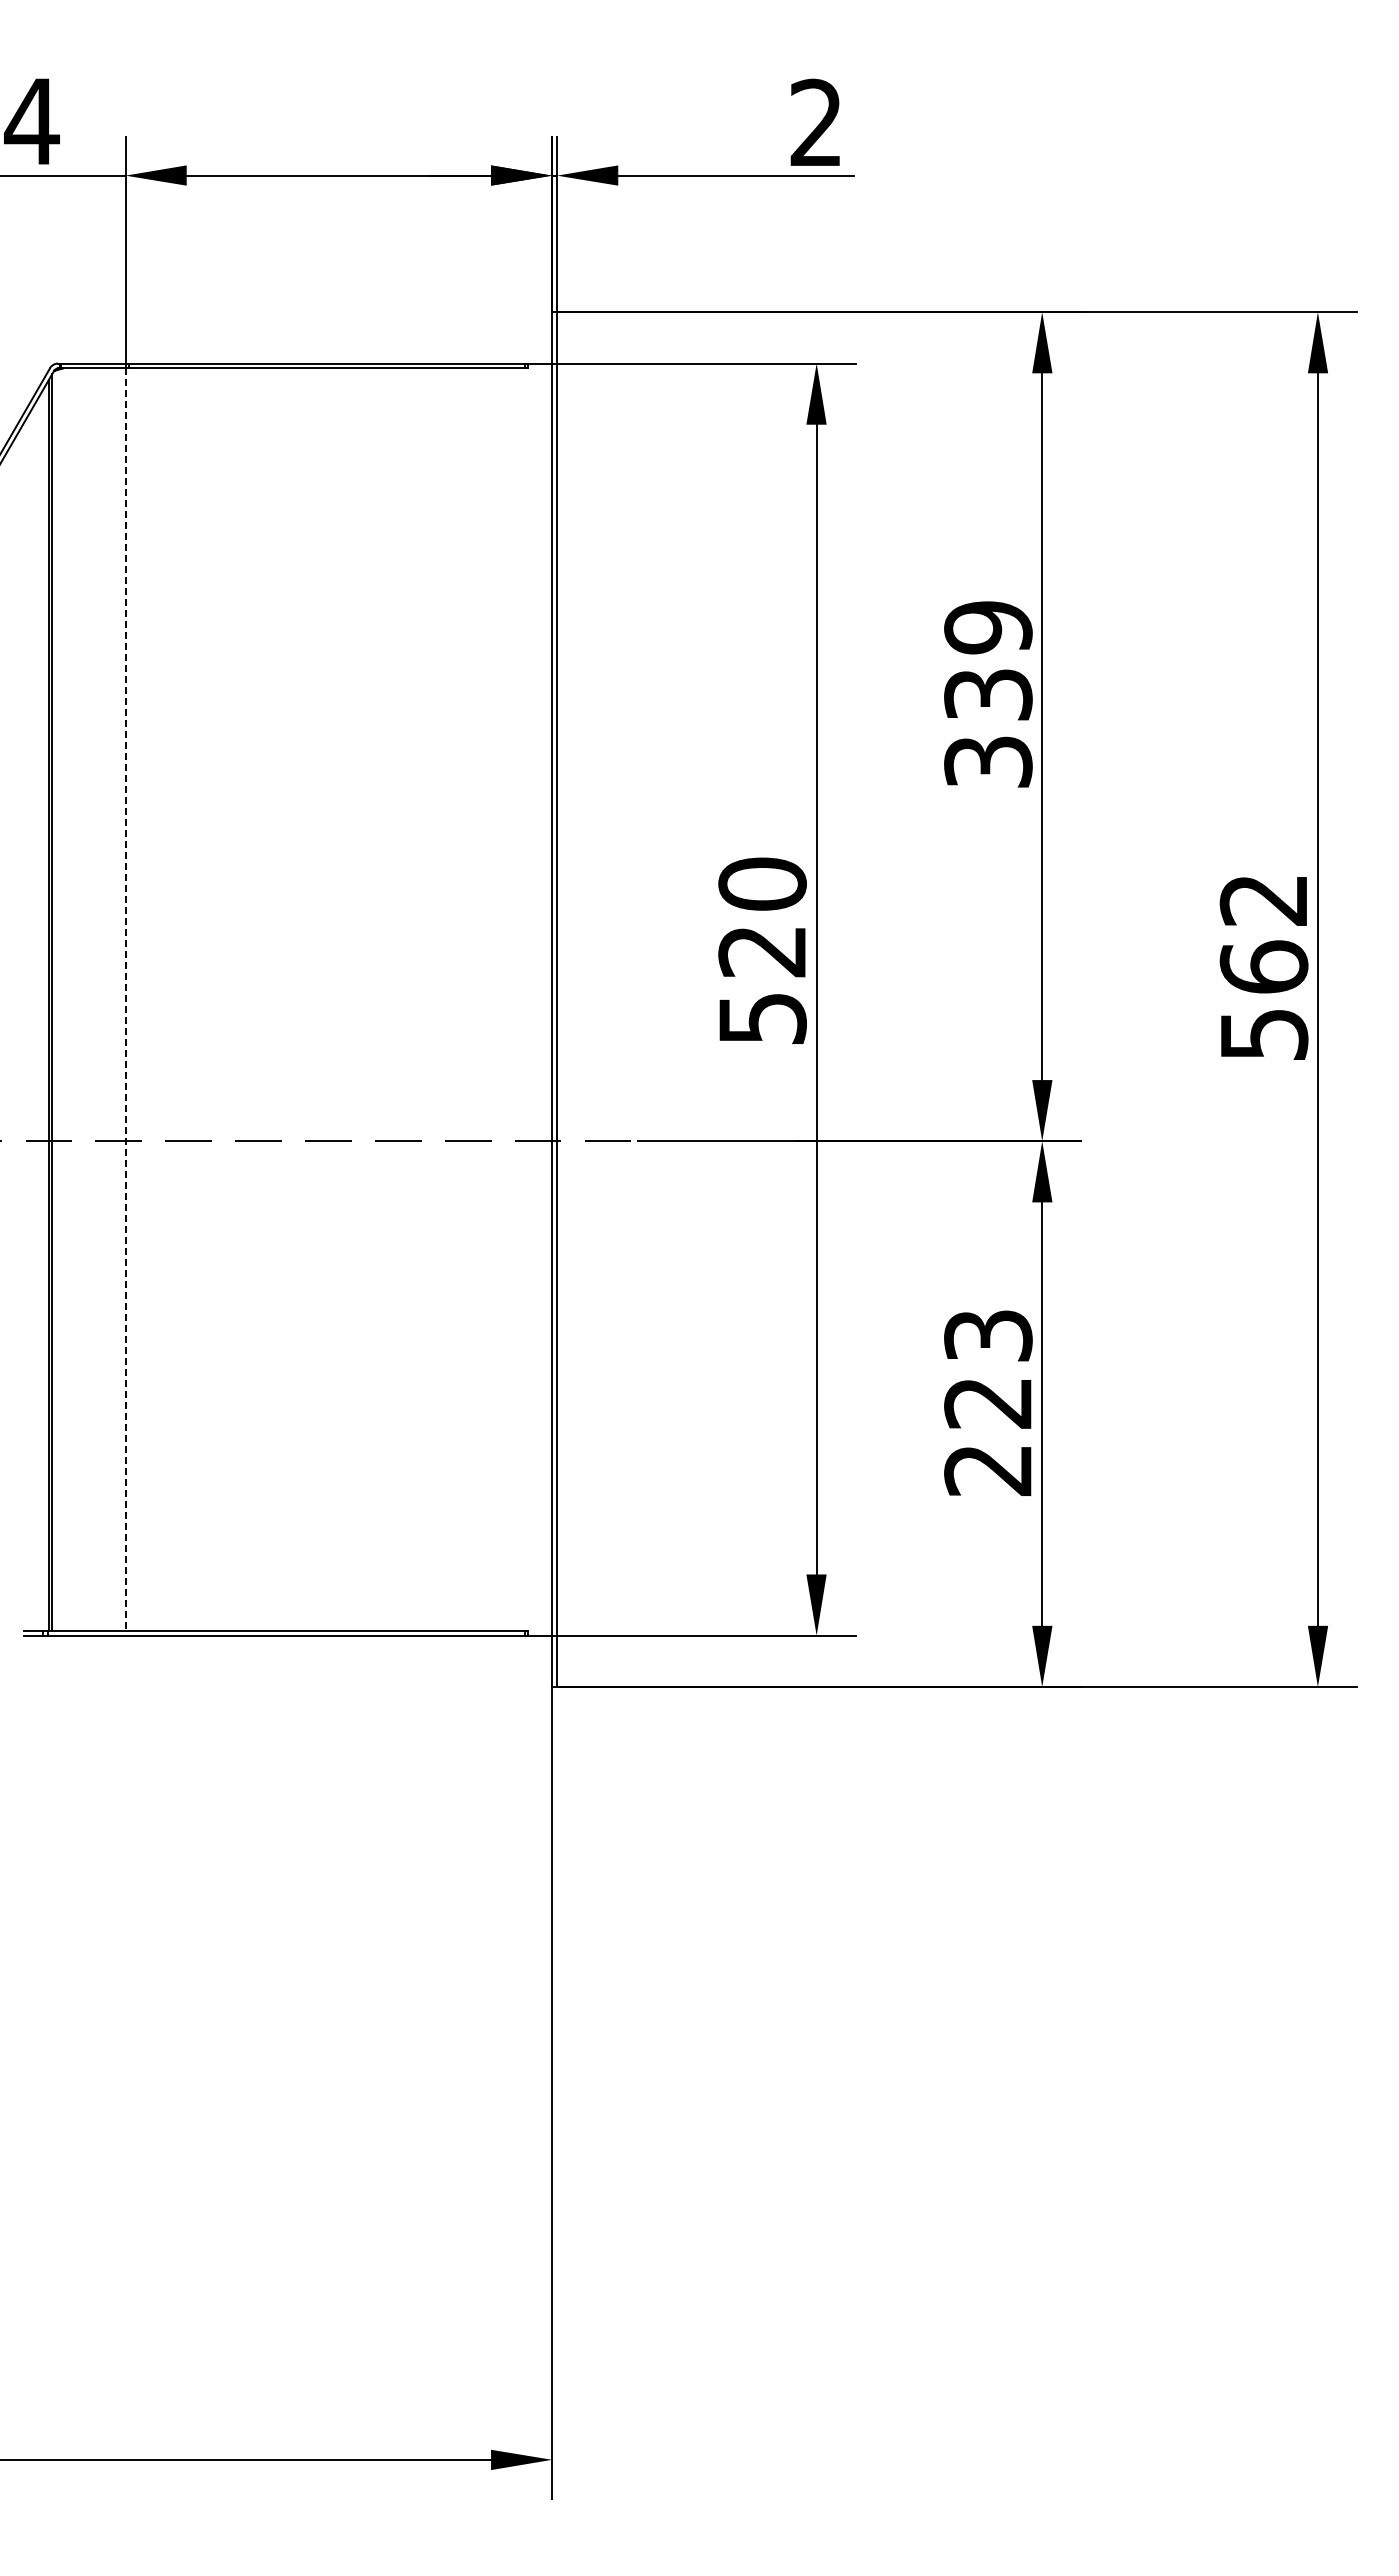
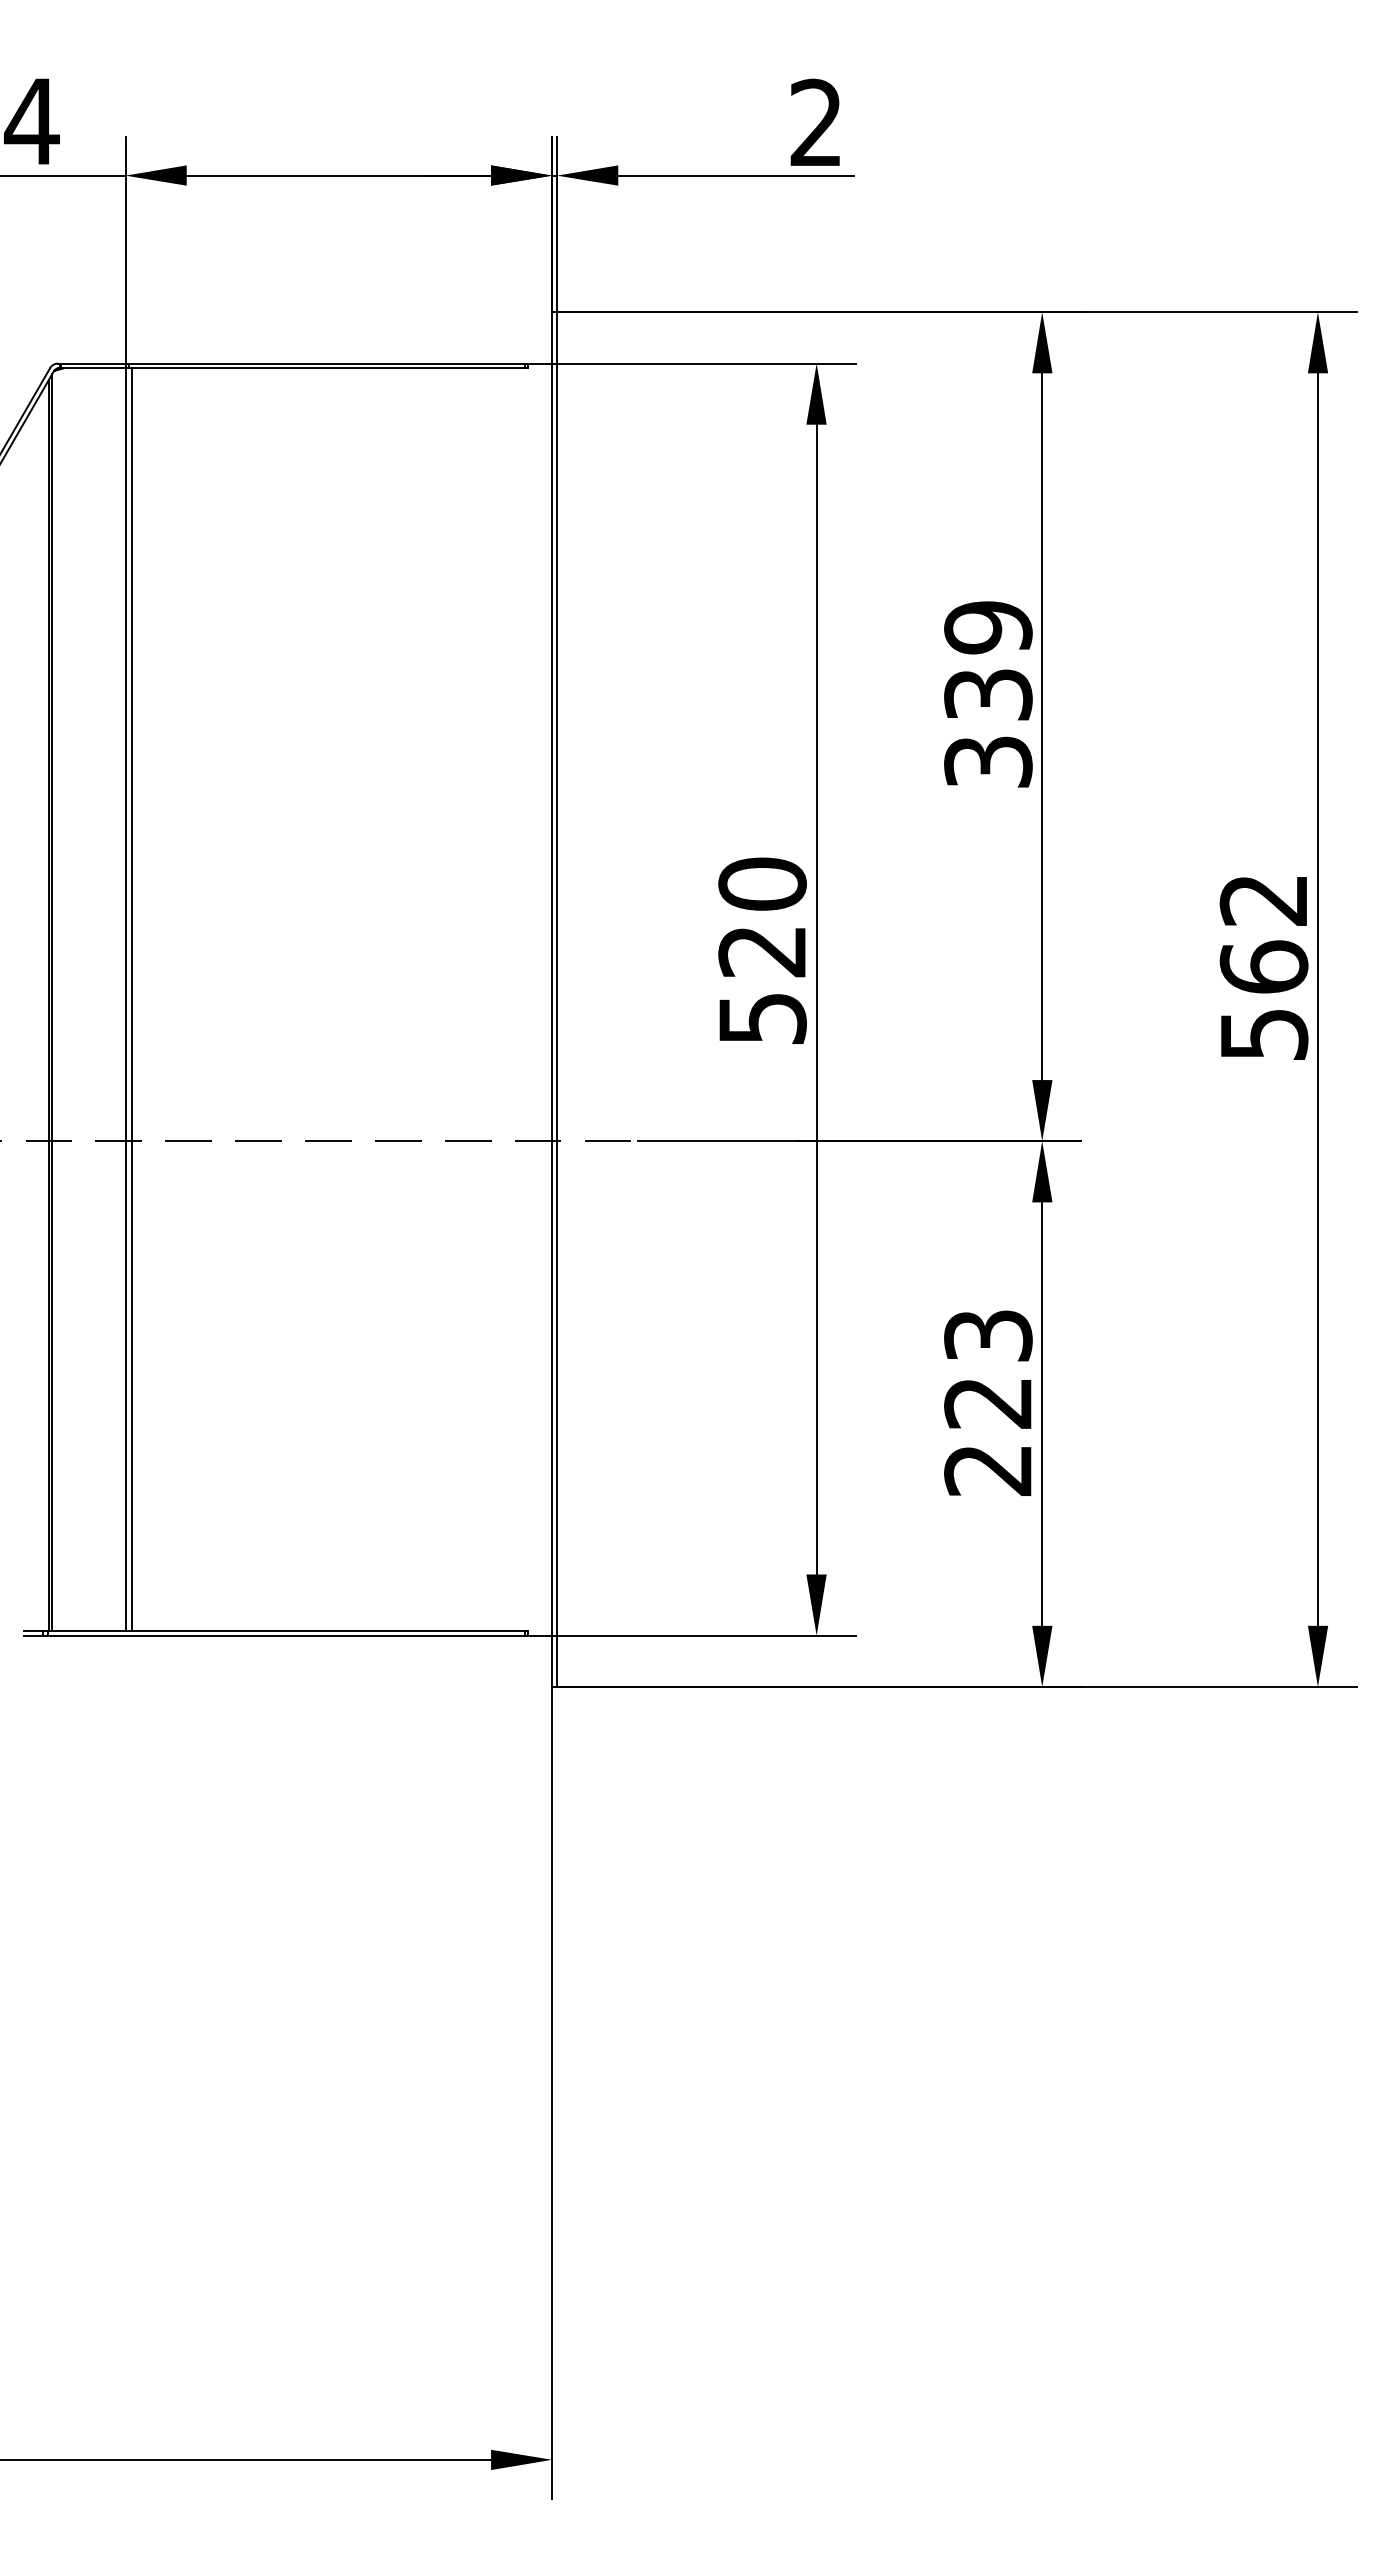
line: none -> present (132, 999)
line: dashed -> solid (125, 1000)
